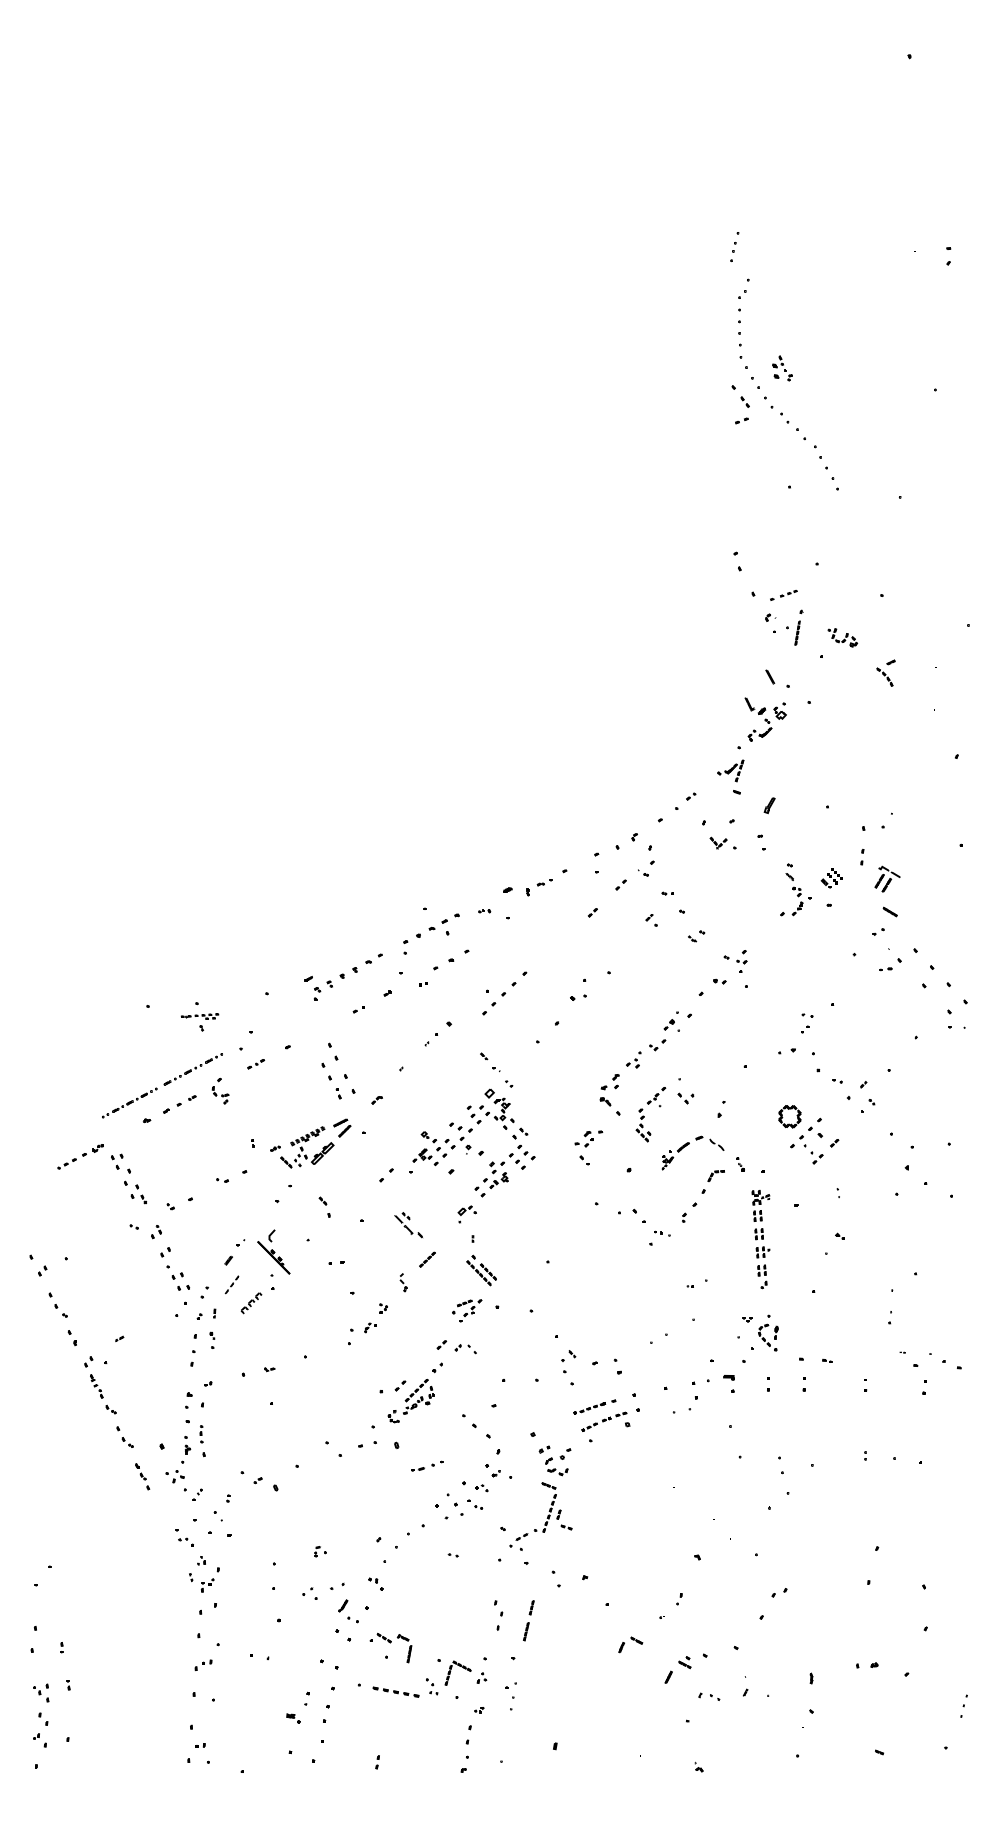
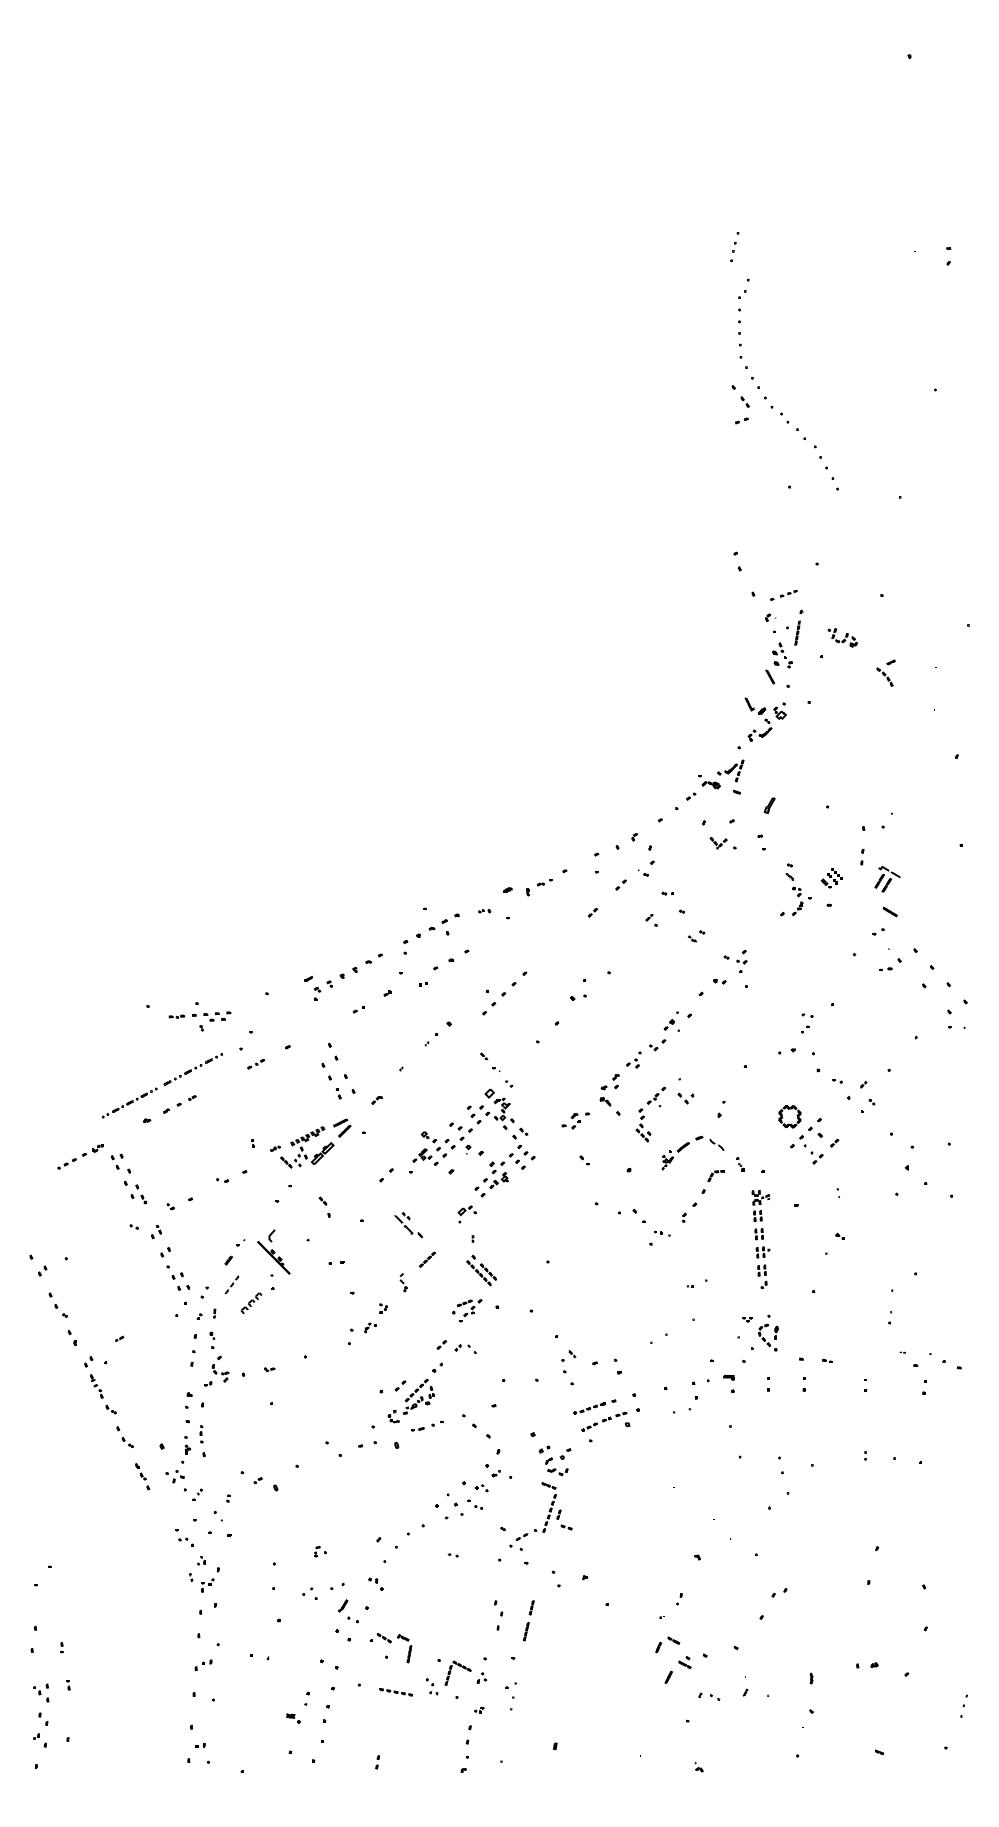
part position: (782, 368) -> (782, 655) (782, 655)
part: none -> present (709, 782)
part size: 40x7 px -> 64x11 px (199, 1016)
part position: (220, 1090) -> (220, 1368) (220, 1368)
part position: (588, 1138) -> (575, 1120) (575, 1120)
part position: (427, 1465) -> (427, 1425) (427, 1425)
part position: (630, 1644) -> (667, 1644) (667, 1644)
part size: 48x12 px -> 34x9 px (395, 1692)
